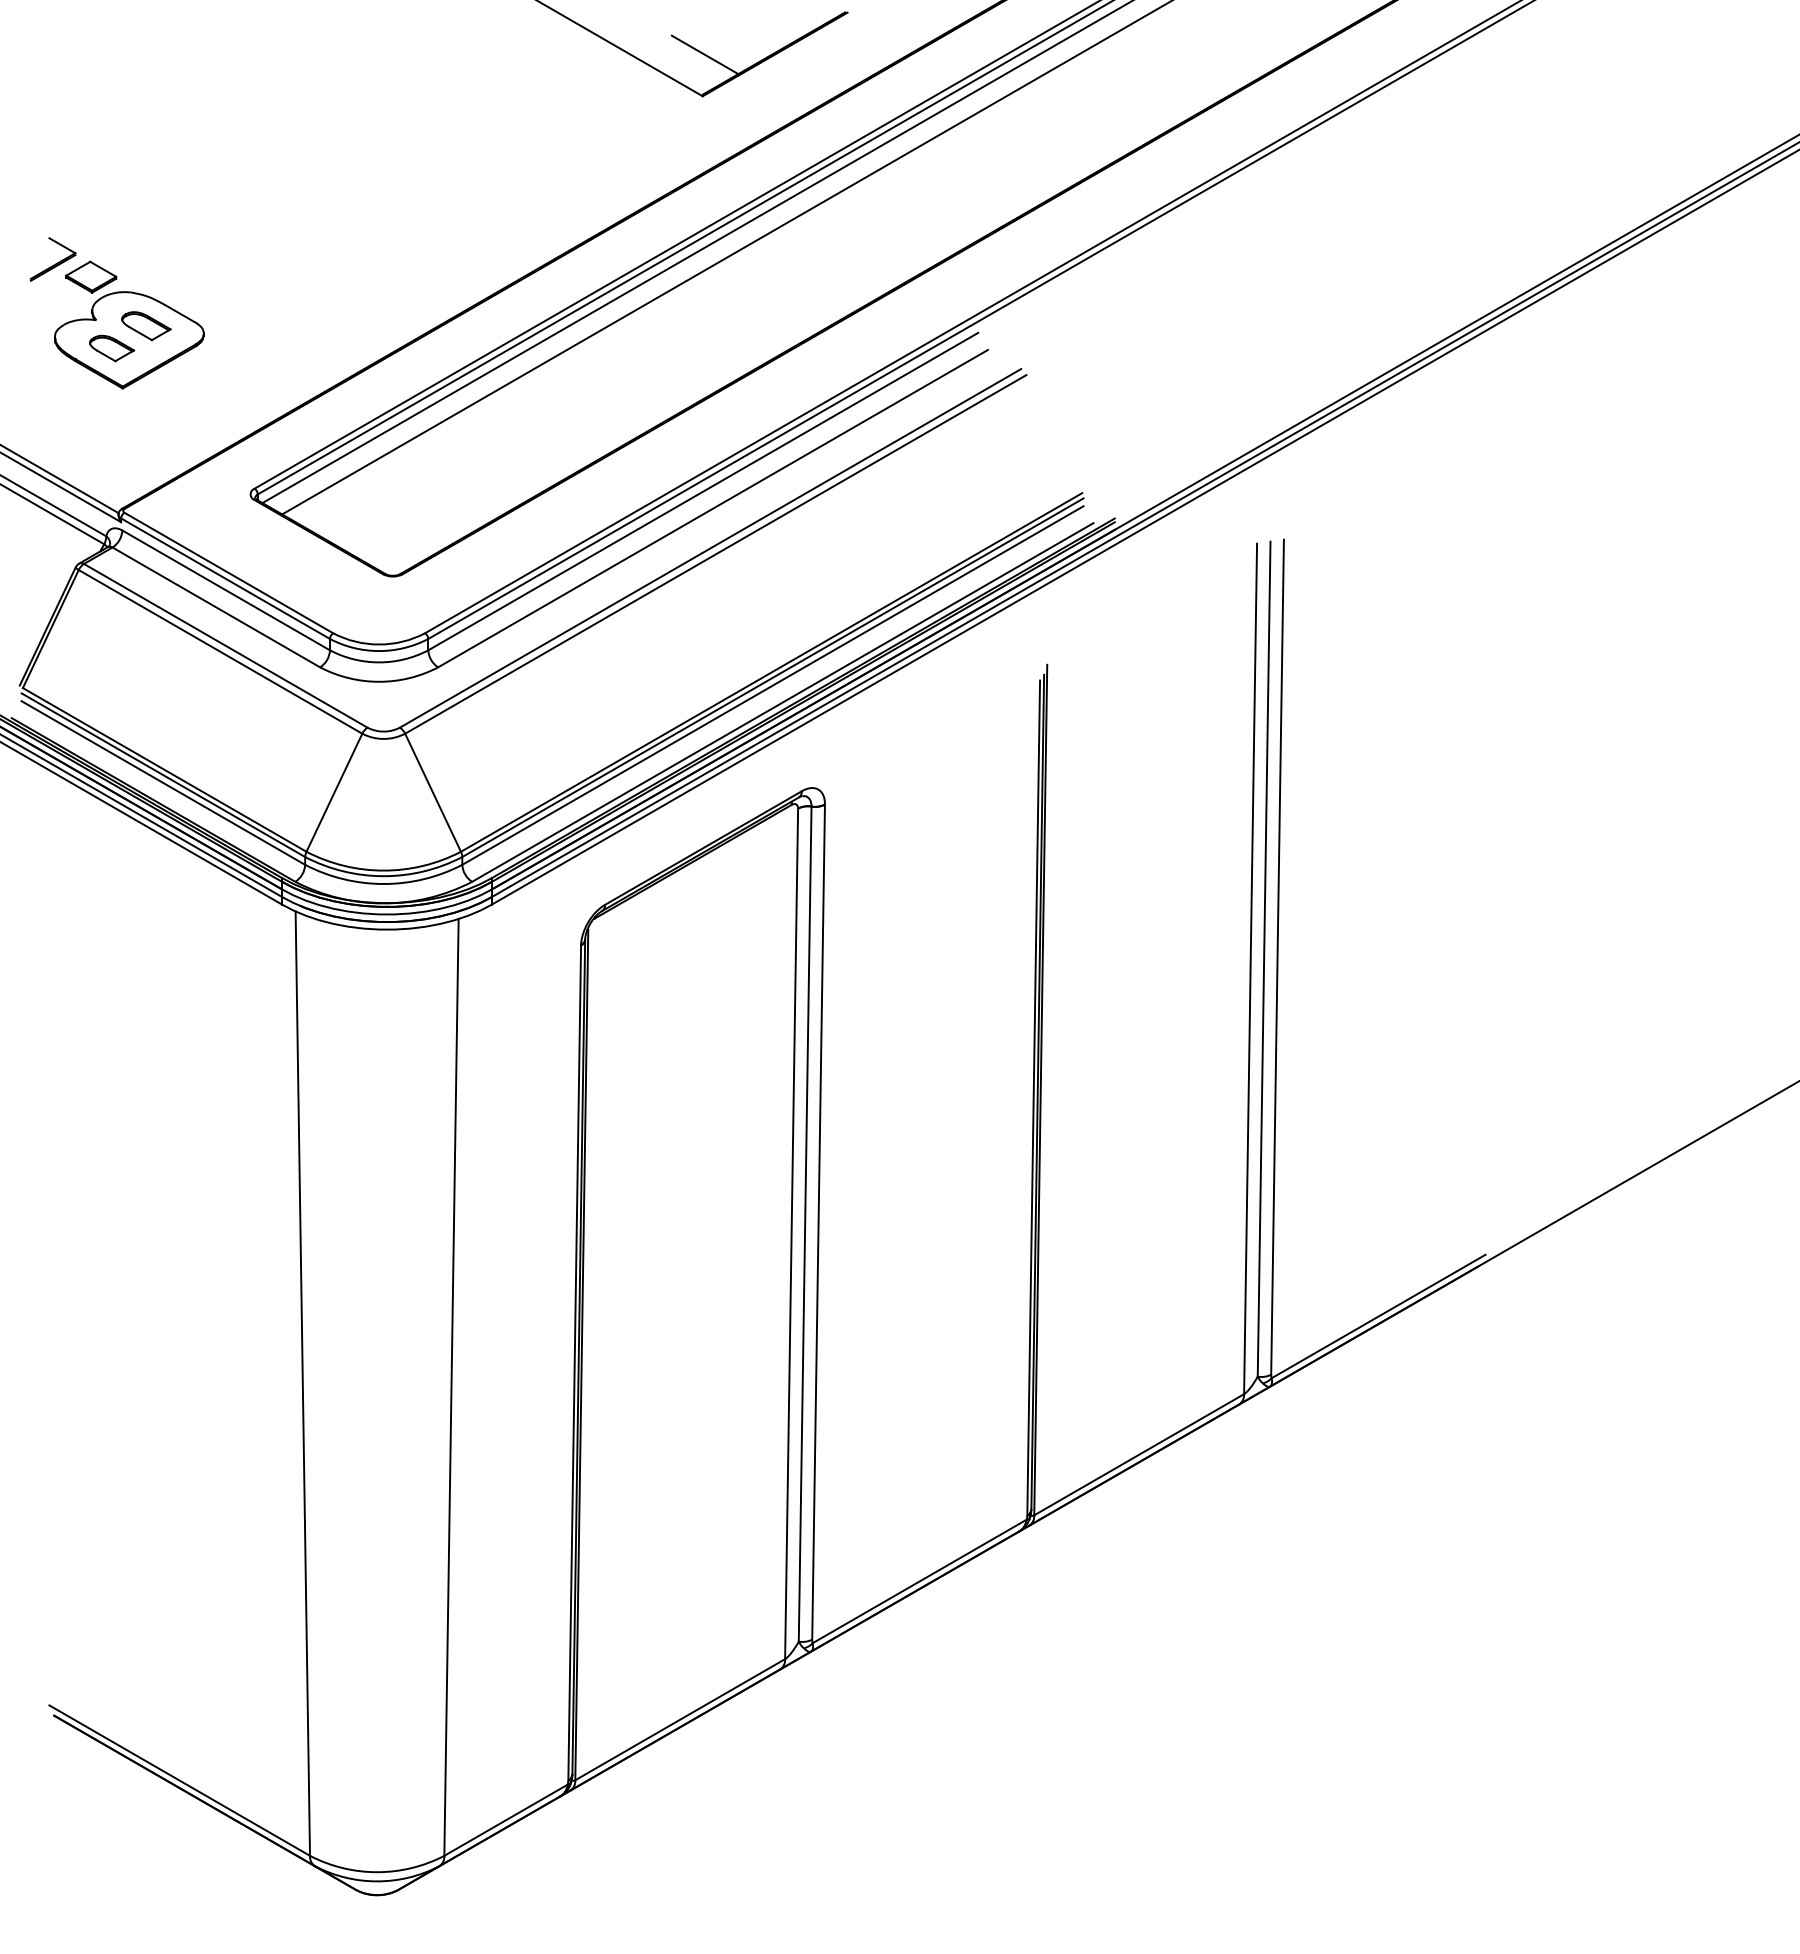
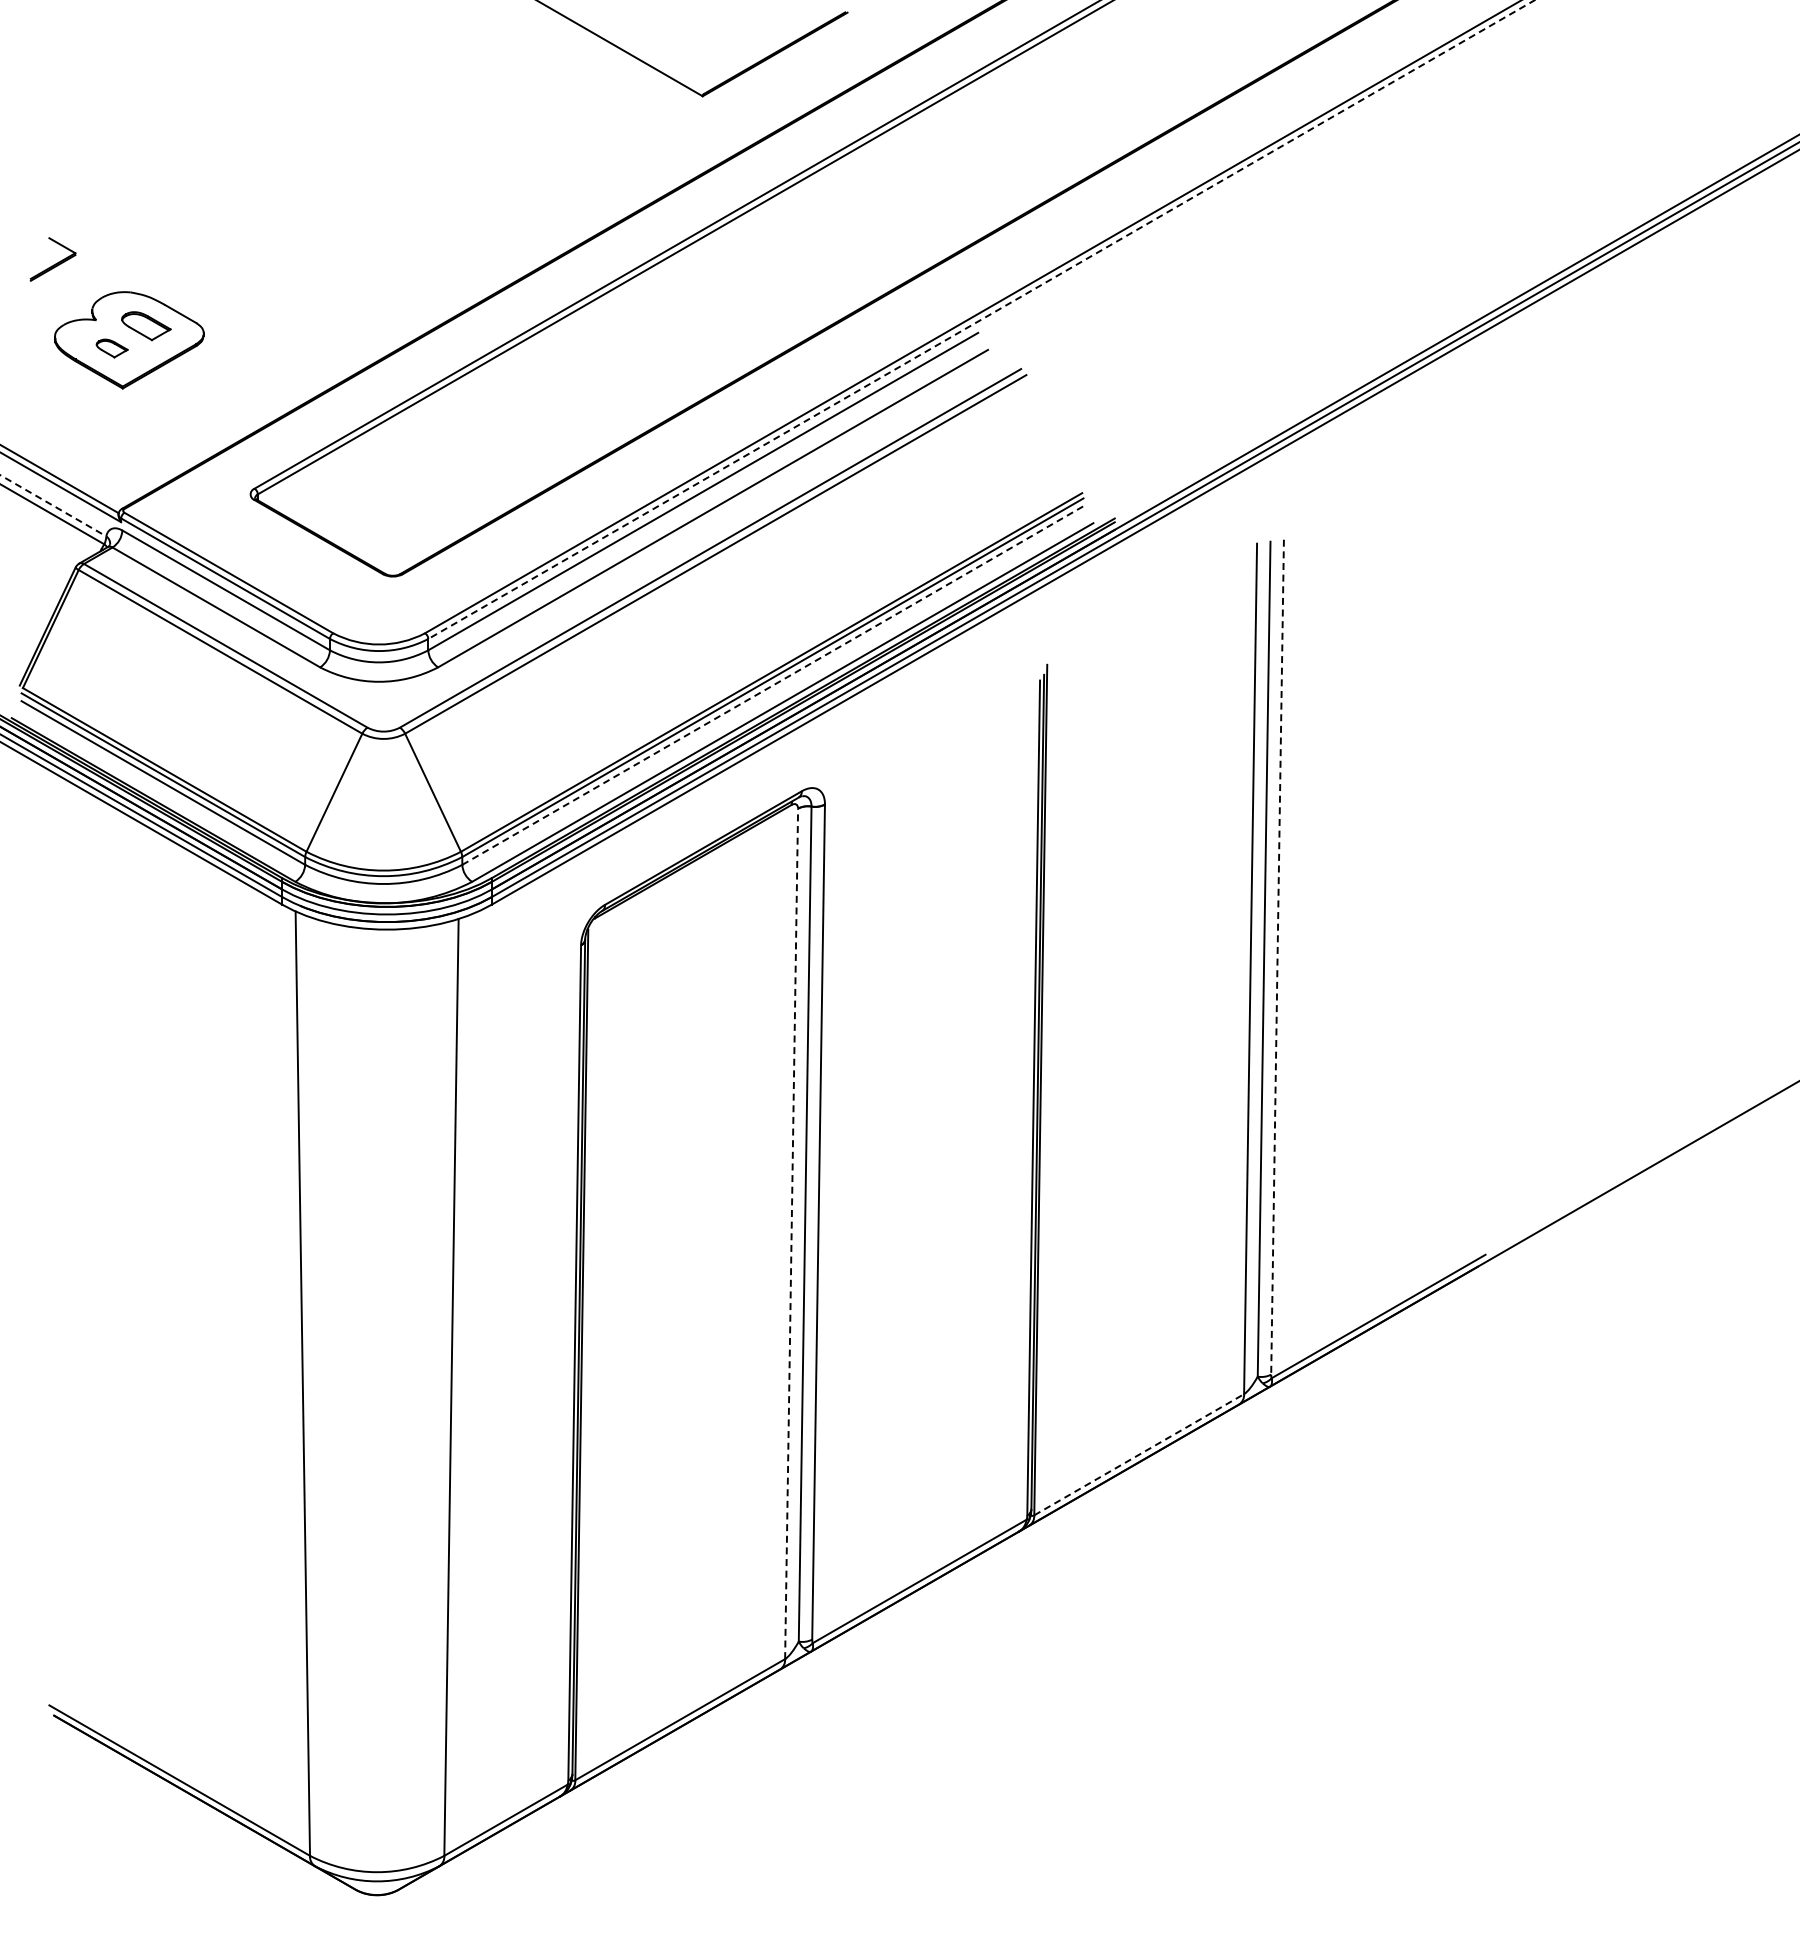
line: present -> none (704, 54)
line: present -> none (695, 252)
line: present -> none (725, 258)
part: present -> none (91, 276)
line: solid -> dashed (981, 319)
part size: 47x29 px -> 34x21 px (111, 348)
line: solid -> dashed (53, 506)
line: solid -> dashed (772, 685)
line: solid -> dashed (1277, 957)
line: solid -> dashed (791, 1233)
line: solid -> dashed (1139, 1454)
